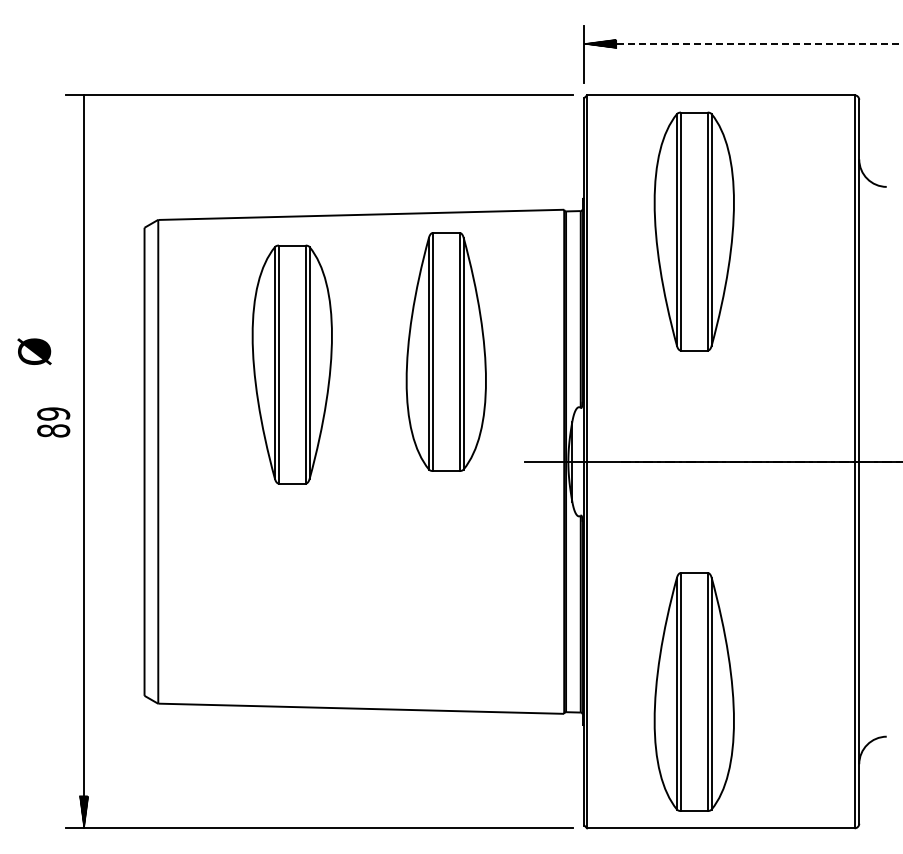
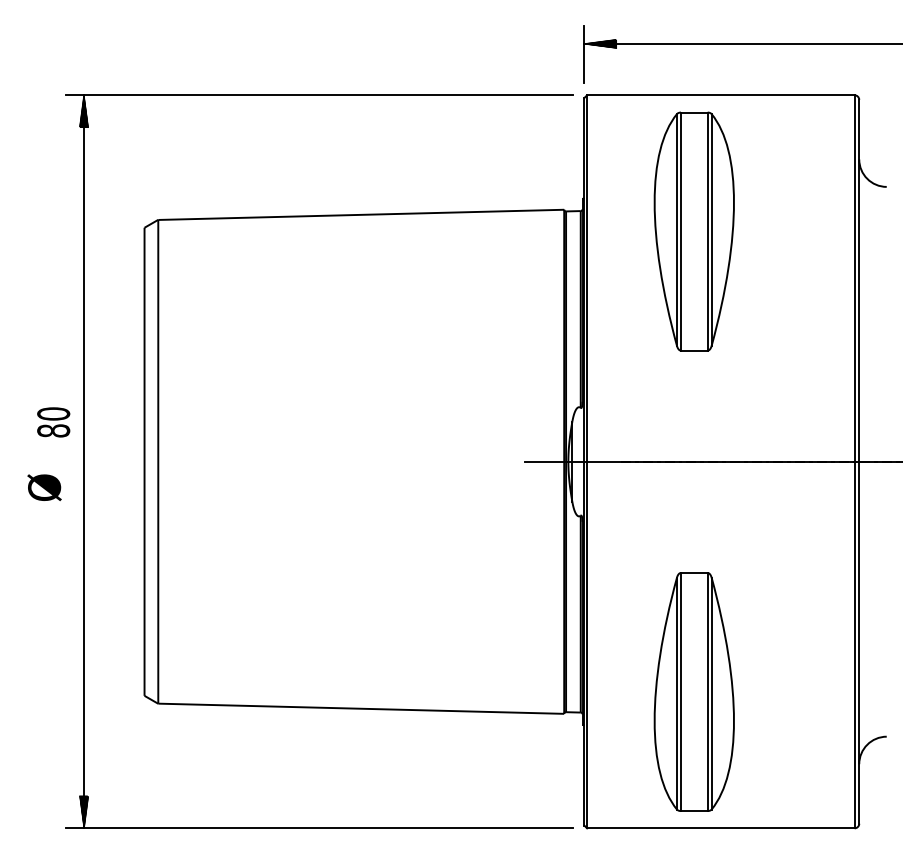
line: dashed -> solid (743, 43)
hatch: none -> present (83, 111)
text position: (34, 351) -> (44, 487) (44, 487)
part: present -> none (445, 351)
part: present -> none (291, 364)
text: 89 -> 80 (53, 413)
